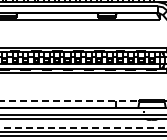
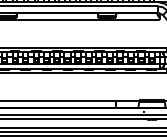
line: dashed -> solid (70, 101)
line: dashed -> solid (83, 127)
